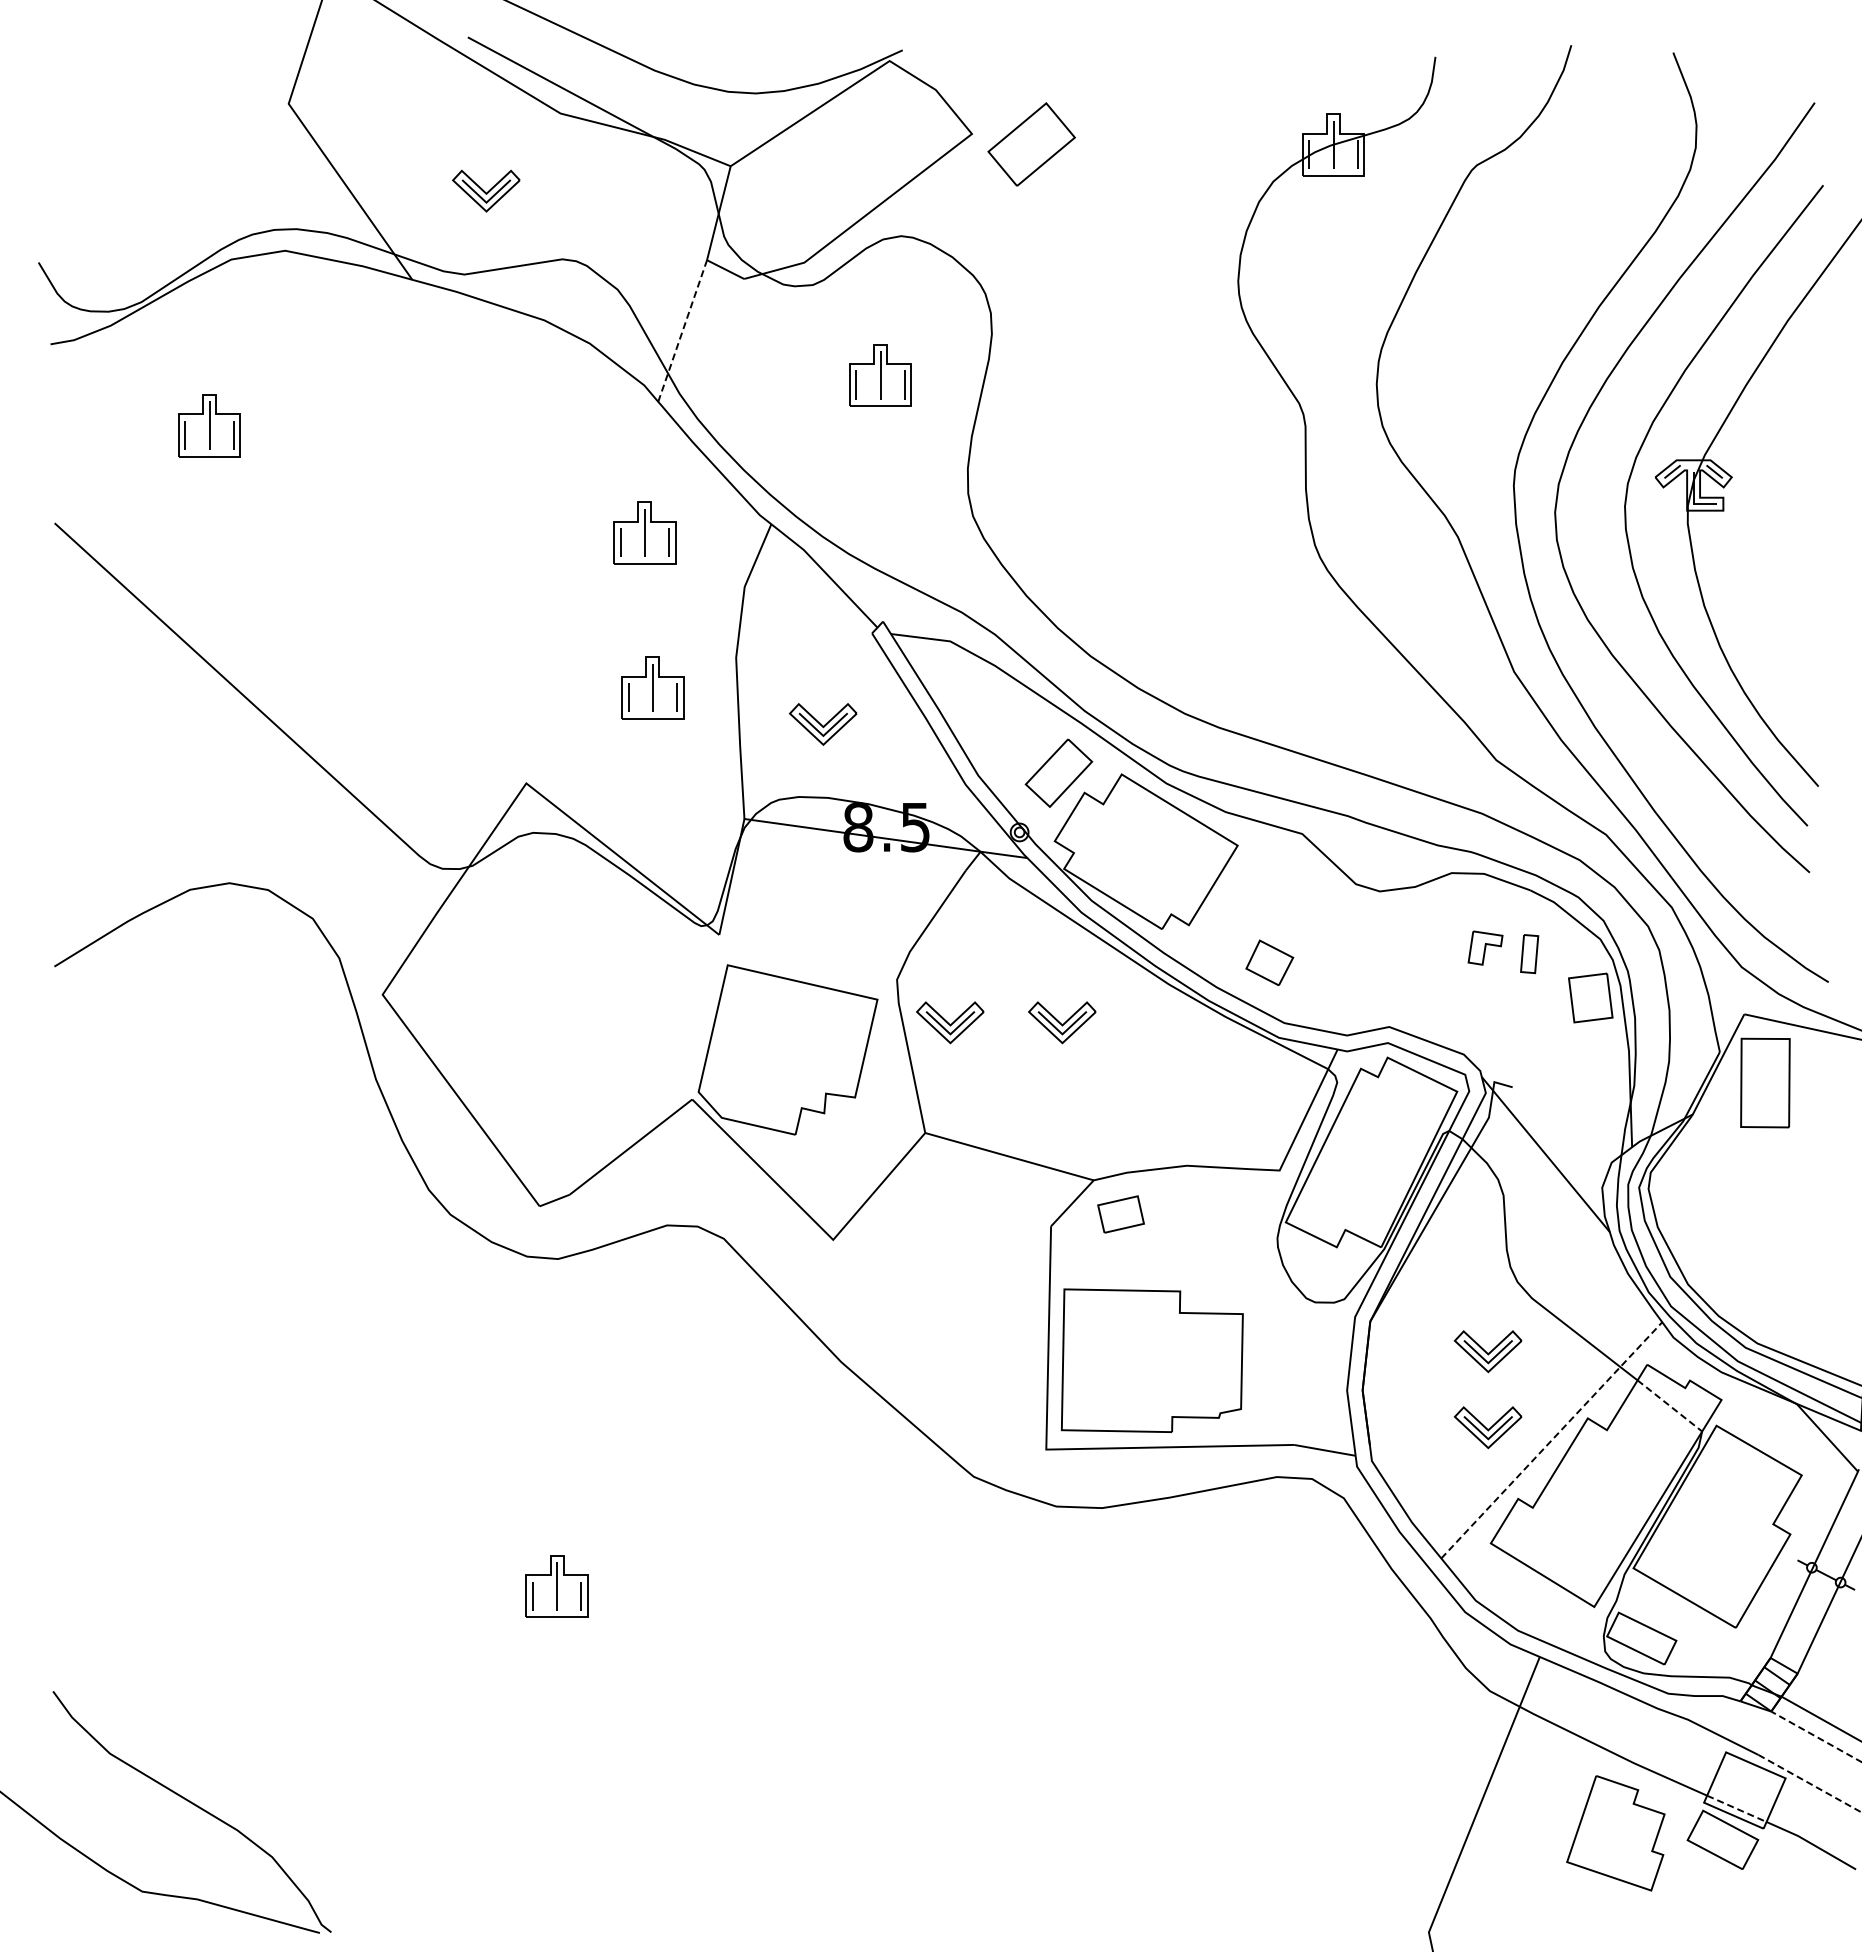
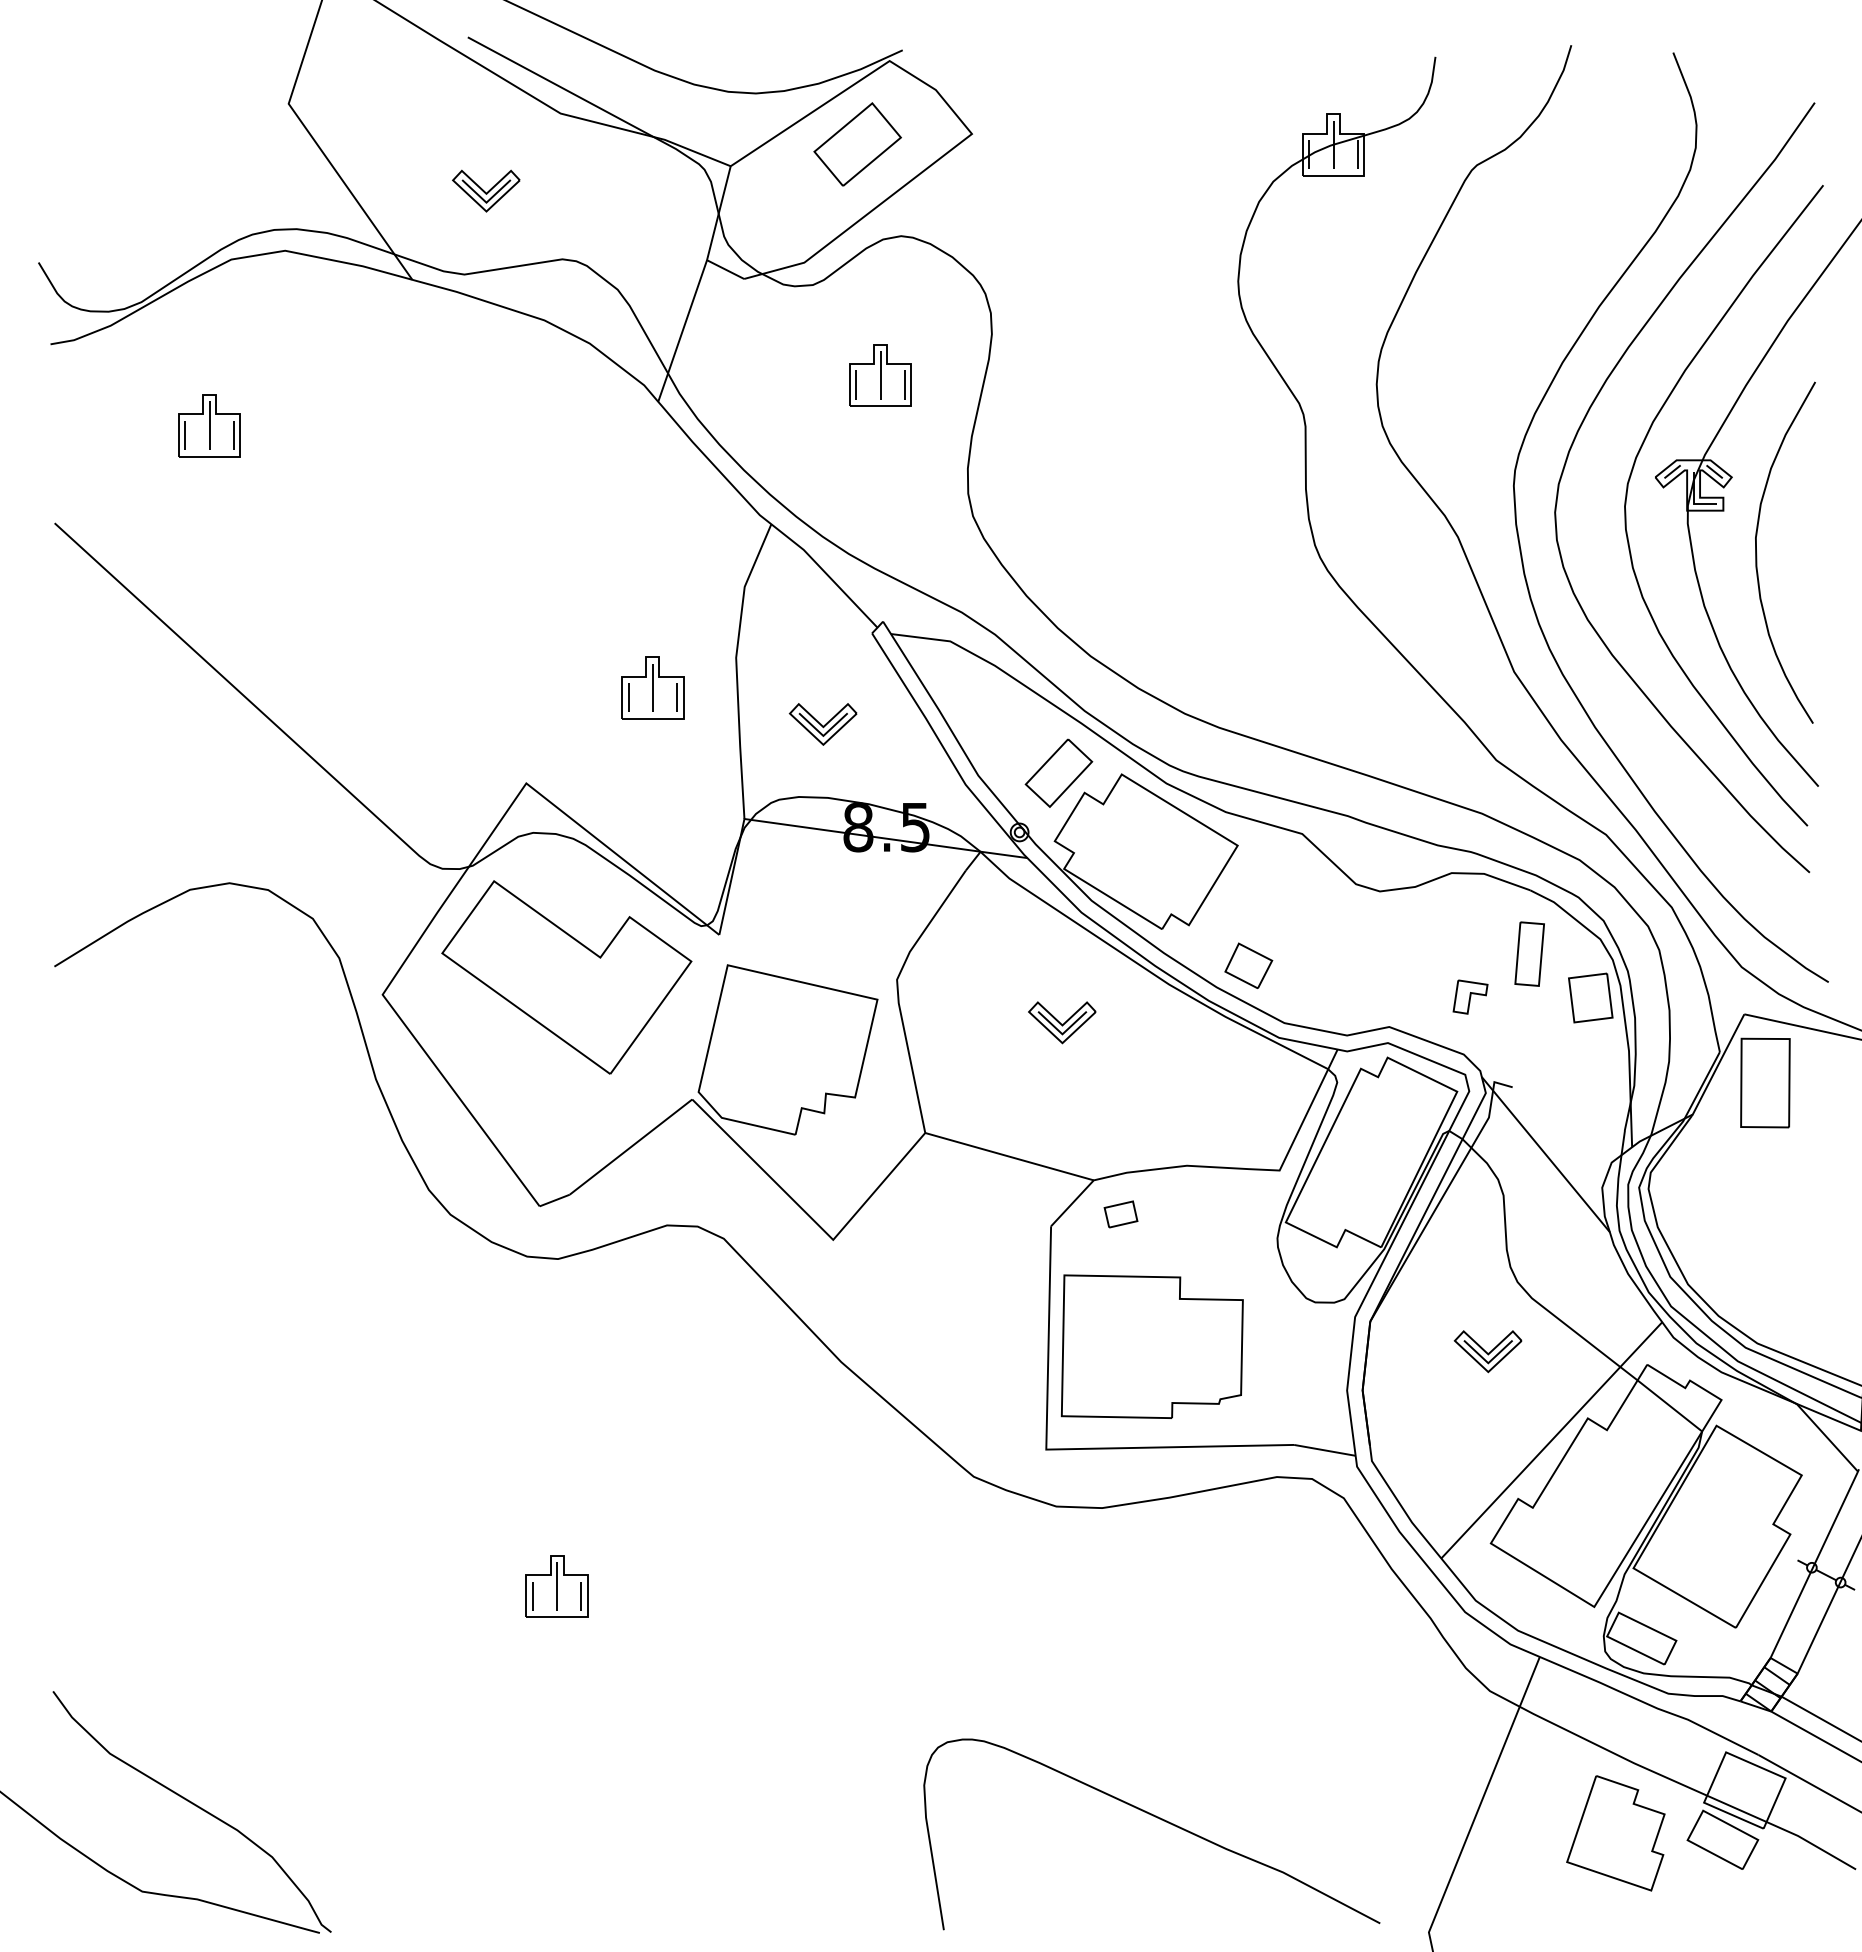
part position: (1031, 144) -> (857, 144) (857, 144)
line: dashed -> solid (682, 331)
part: present -> none (644, 532)
curve: none -> present (1757, 553)
part position: (1485, 947) -> (1470, 996) (1470, 996)
part size: 20x41 px -> 31x66 px (1529, 953)
part position: (1269, 962) -> (1248, 965) (1248, 965)
part: none -> present (566, 977)
part: present -> none (950, 1022)
part size: 48x39 px -> 36x29 px (1120, 1214)
part position: (1151, 1360) -> (1151, 1346) (1151, 1346)
line: dashed -> solid (1670, 1406)
part: present -> none (1487, 1427)
line: dashed -> solid (1552, 1439)
line: dashed -> solid (1816, 1736)
line: dashed -> solid (1809, 1783)
line: dashed -> solid (1737, 1809)
curve: none -> present (1159, 1819)
